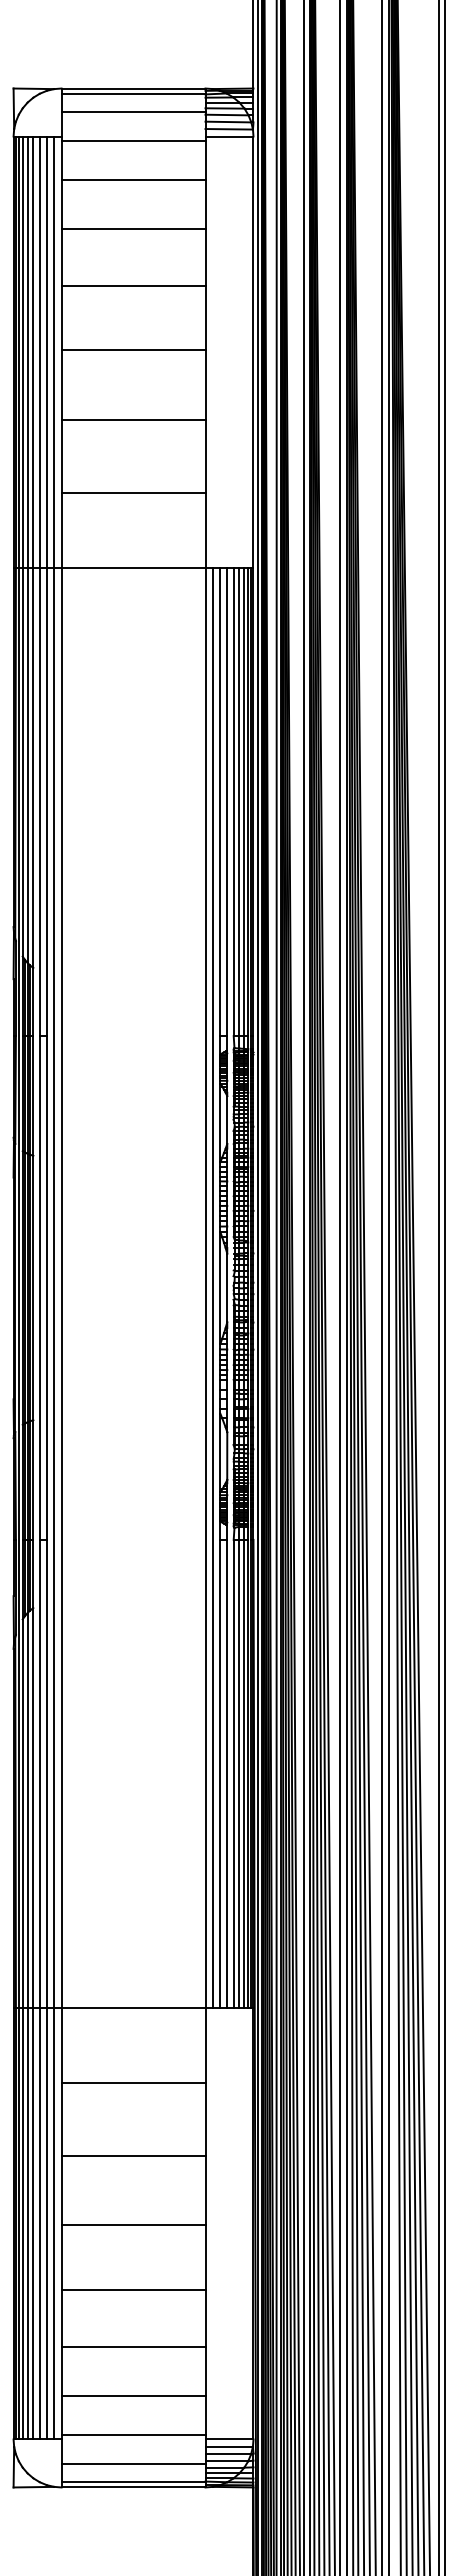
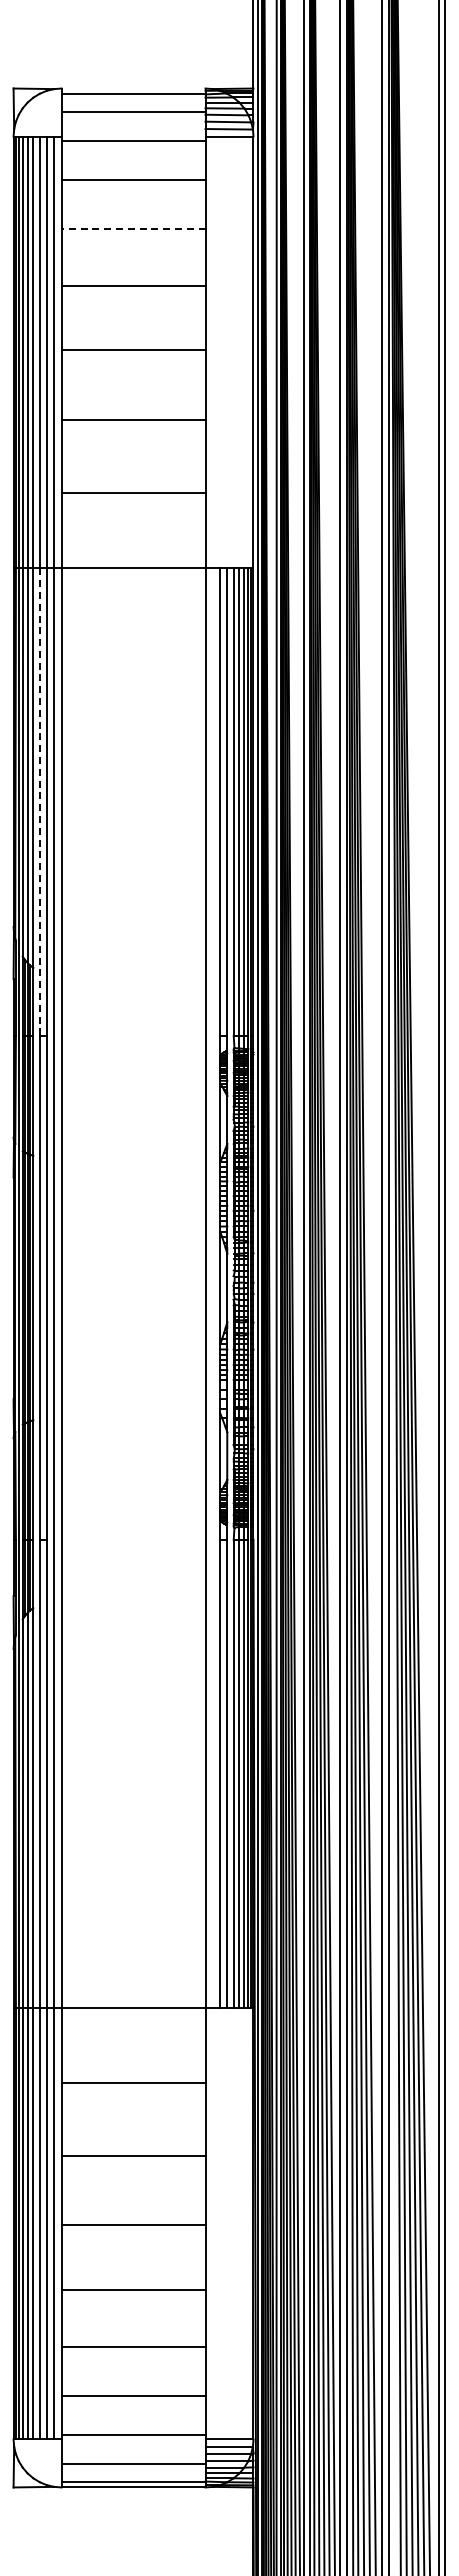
line: present -> none (133, 88)
line: solid -> dashed (133, 229)
line: solid -> dashed (39, 802)
line: present -> none (212, 1287)
